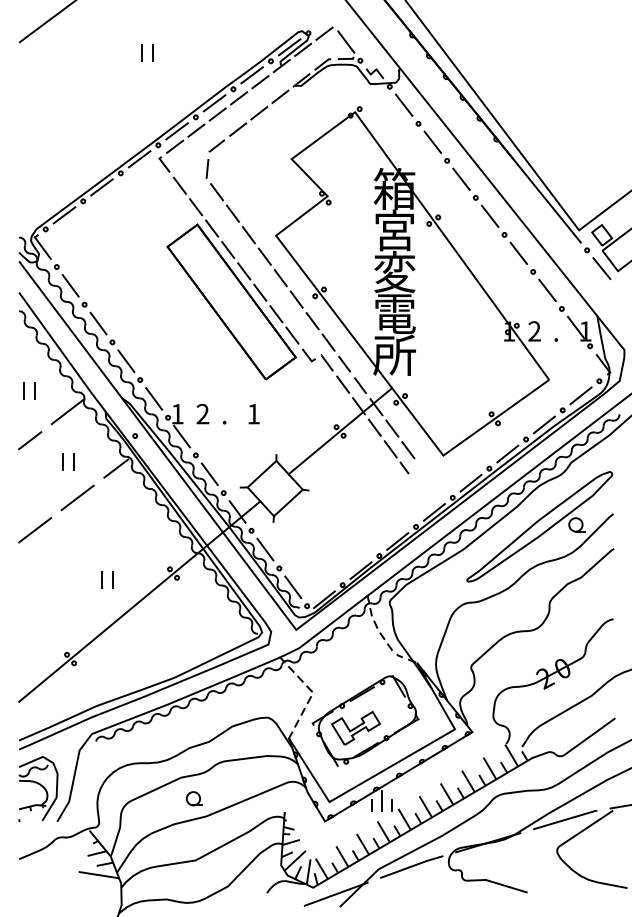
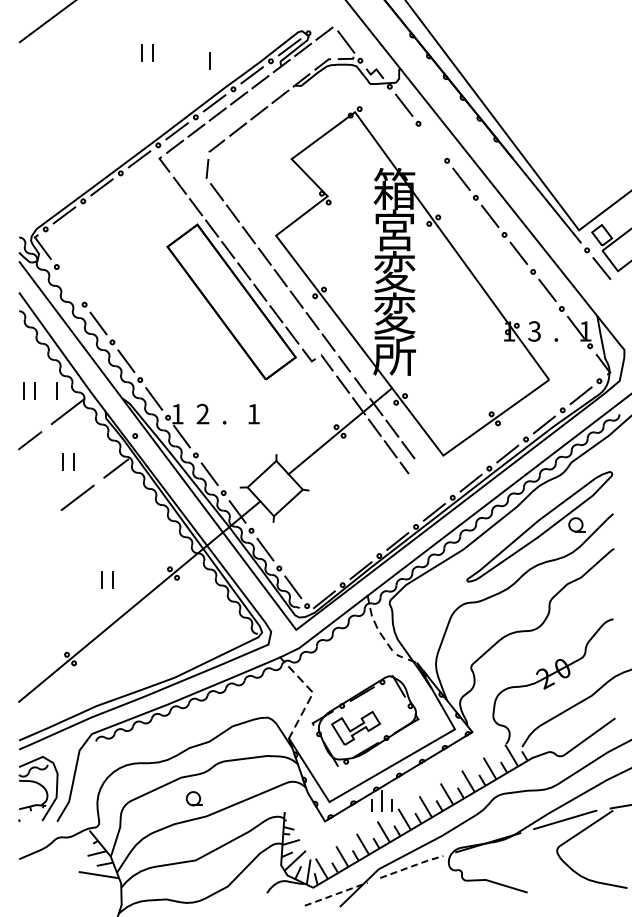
line: none -> present (209, 60)
line: present -> none (432, 141)
line: present -> none (70, 285)
text: 電 -> 変 (394, 313)
text: 2 -> 3 (534, 331)
line: none -> present (56, 390)
line: present -> none (35, 530)
line: solid -> dashed (412, 866)
line: solid -> dashed (336, 894)
